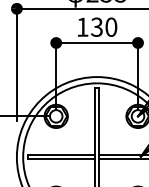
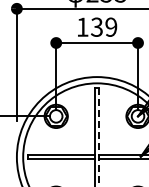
text: 130 -> 139 (111, 26)
line: solid -> dashed (99, 137)
